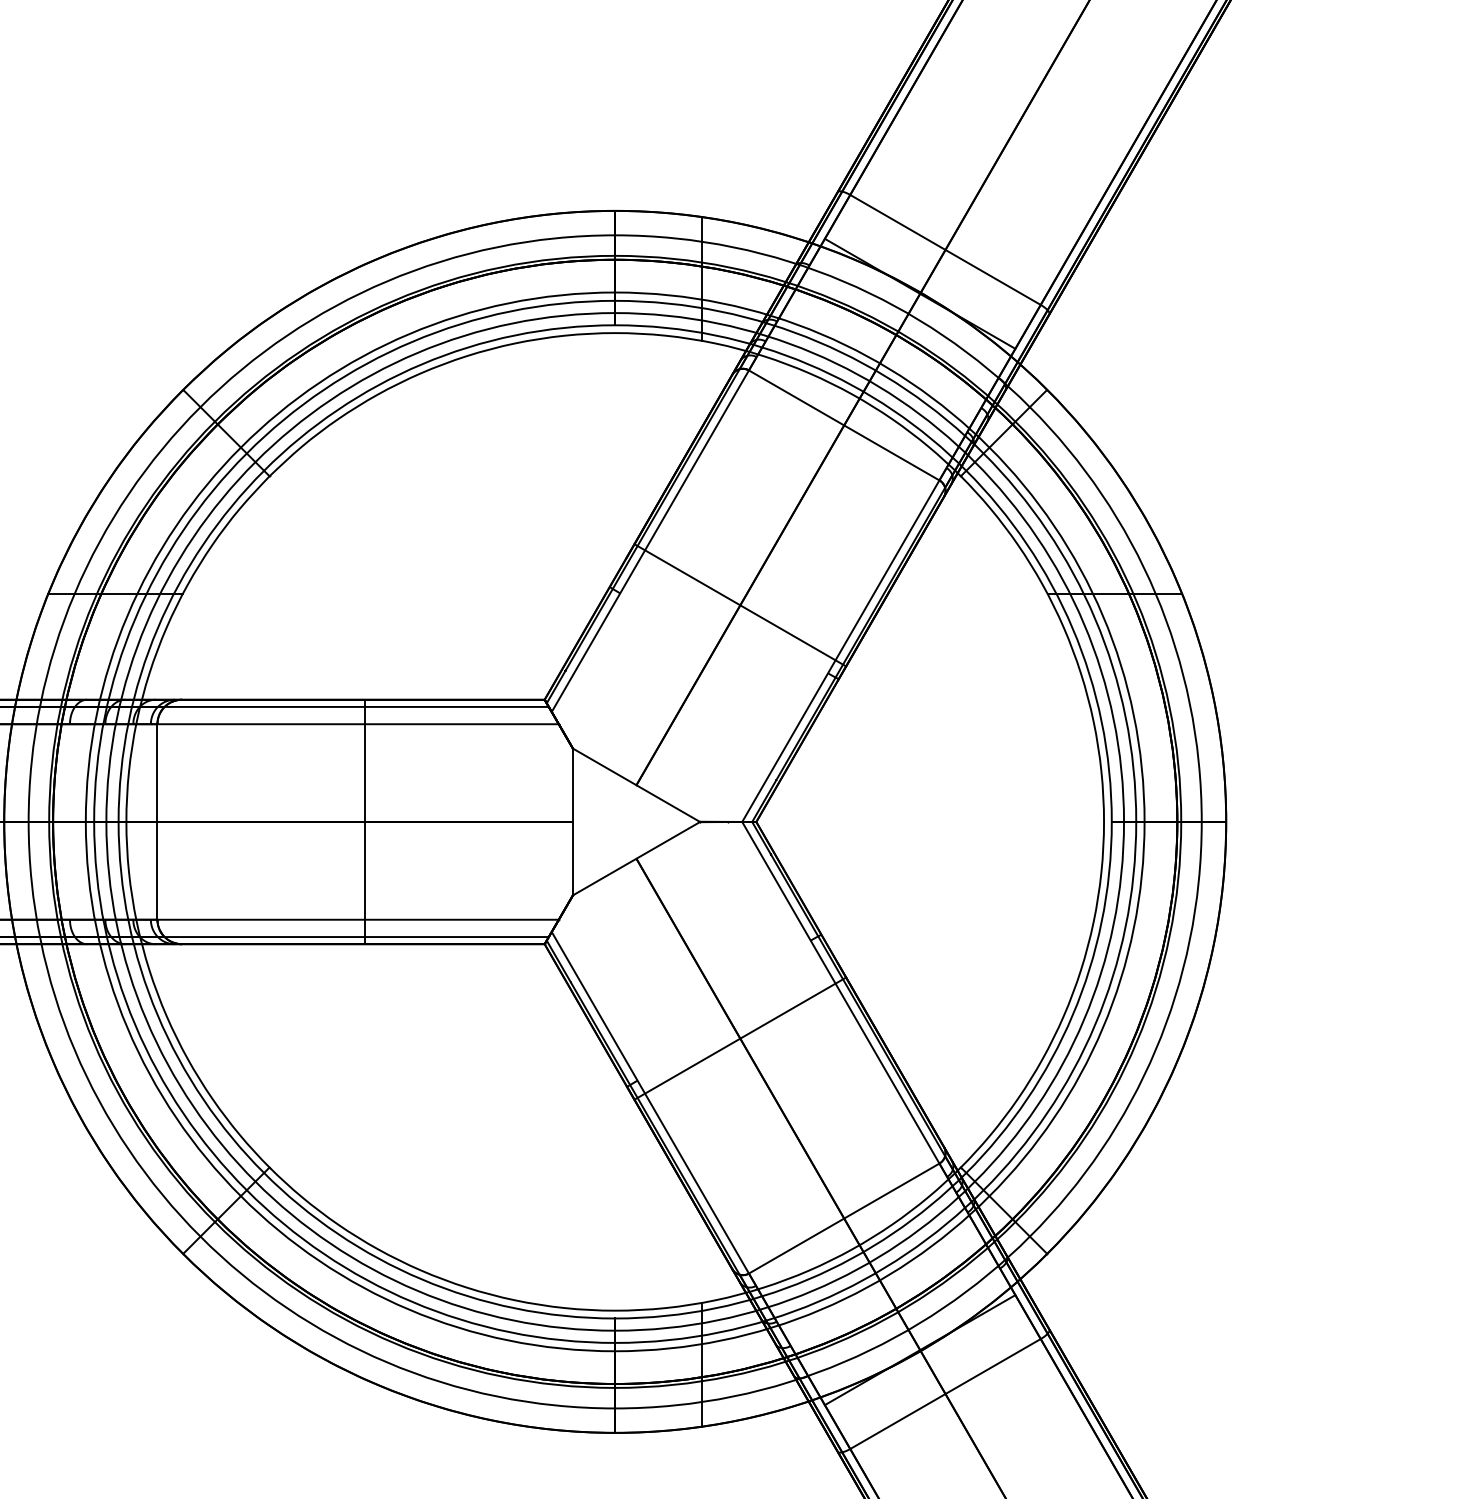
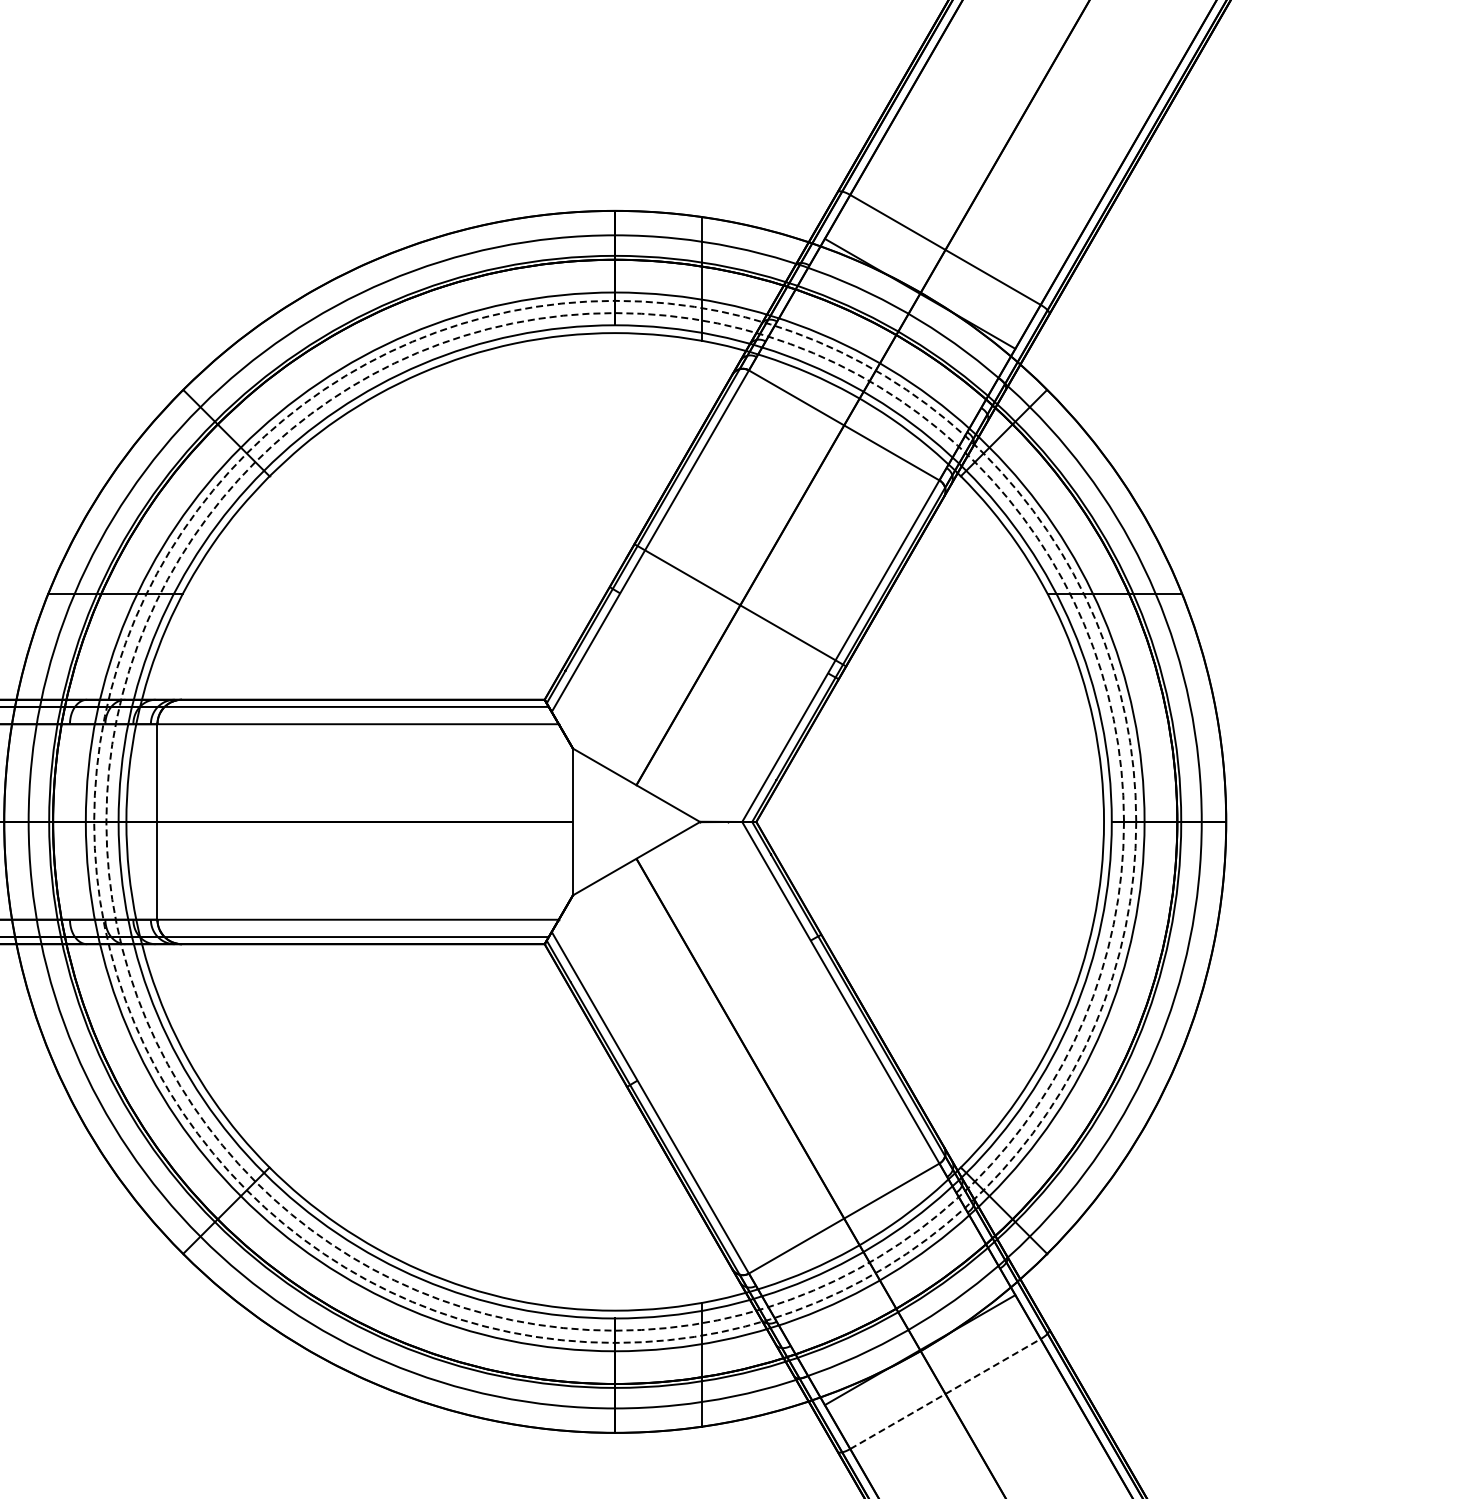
line: present -> none (365, 821)
circle: solid -> dashed (615, 821)
circle: solid -> dashed (615, 821)
line: present -> none (740, 1038)
line: solid -> dashed (945, 1394)
